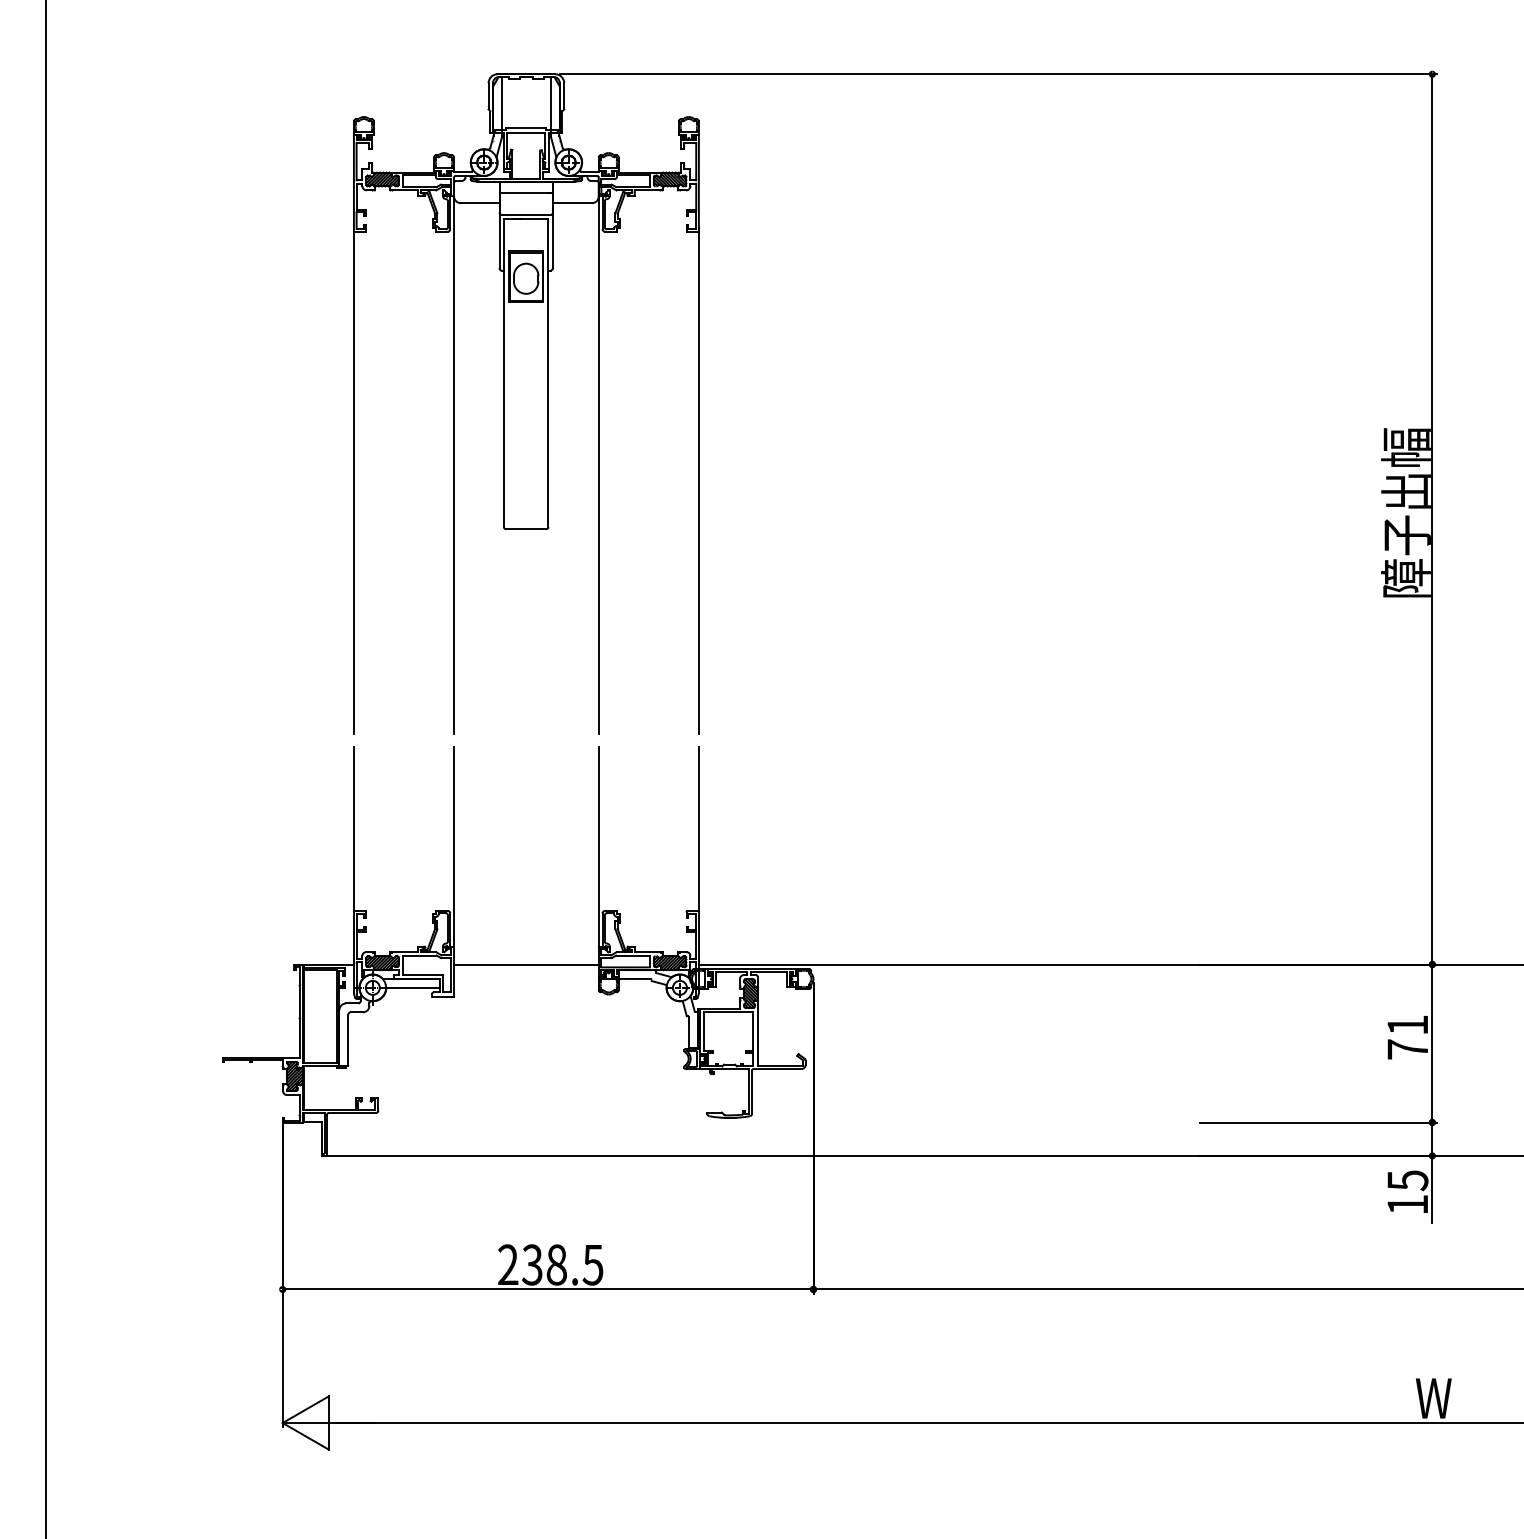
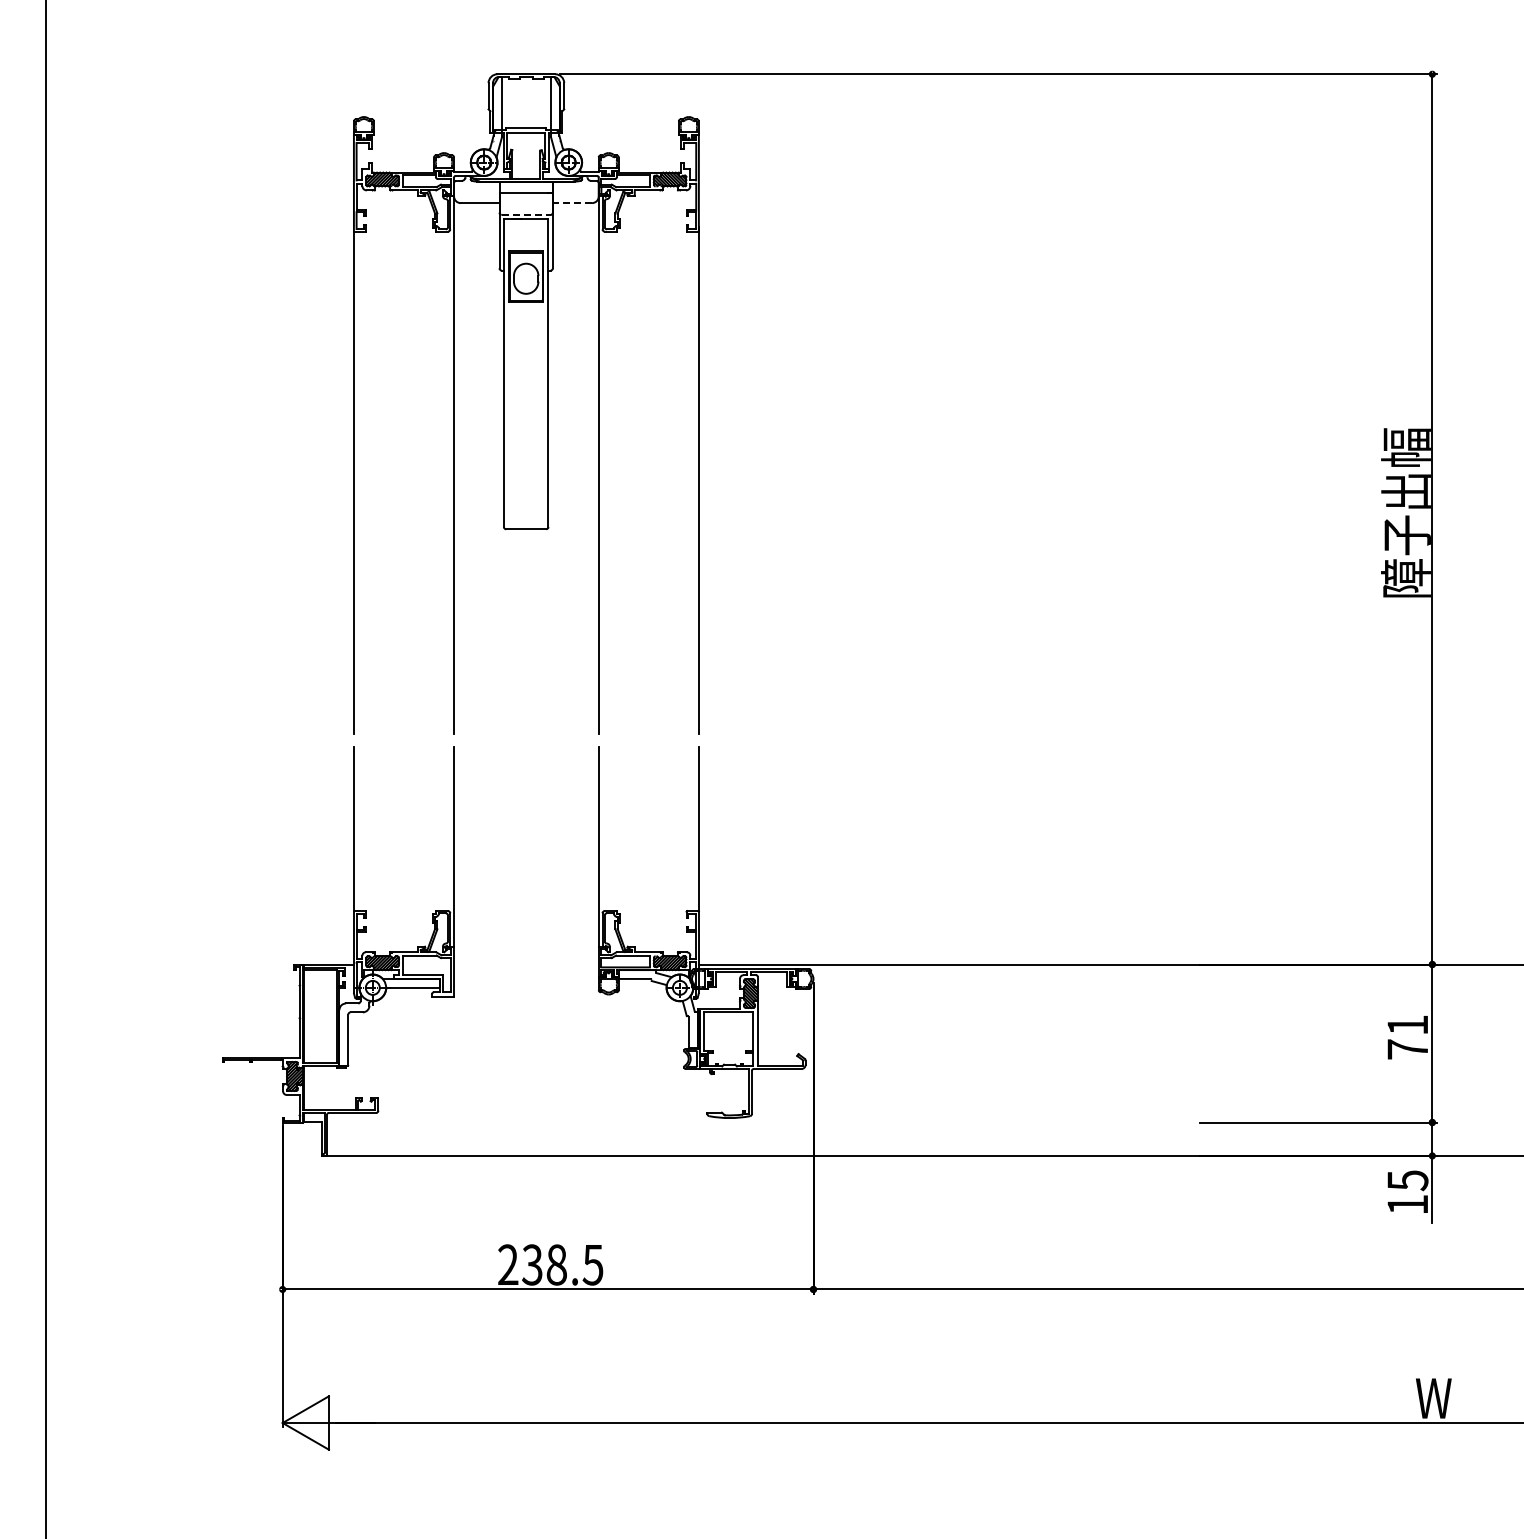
line: solid -> dashed (572, 203)
line: solid -> dashed (526, 214)
line: present -> none (526, 964)
